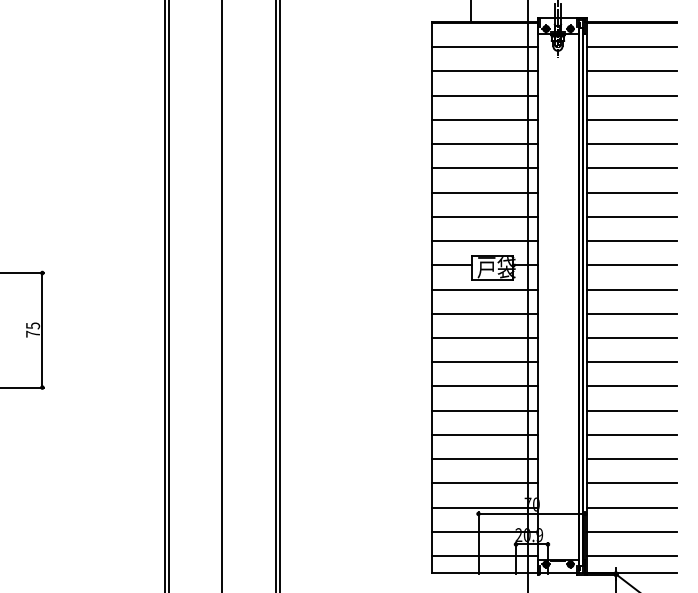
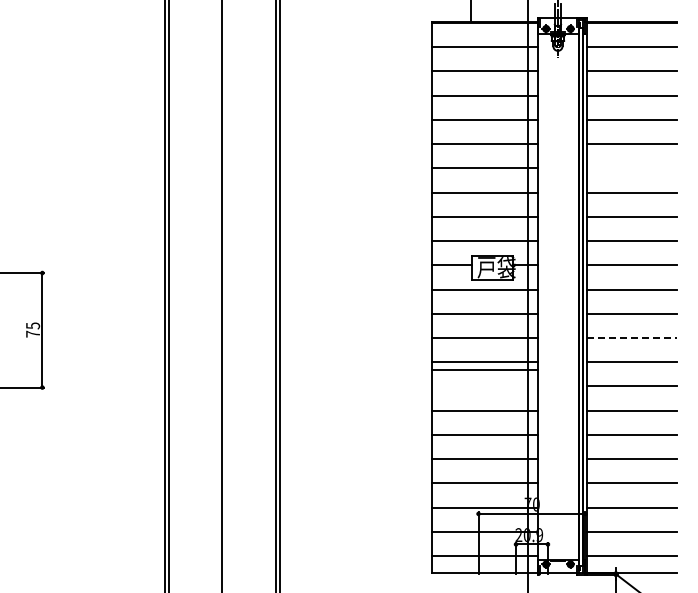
line: present -> none (631, 168)
line: solid -> dashed (632, 337)
line position: (484, 386) -> (484, 370) (484, 370)
